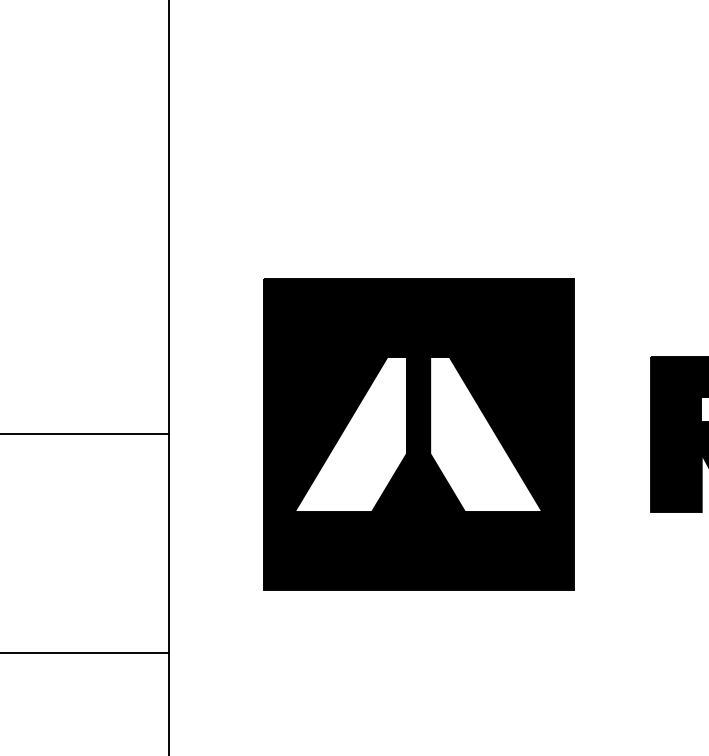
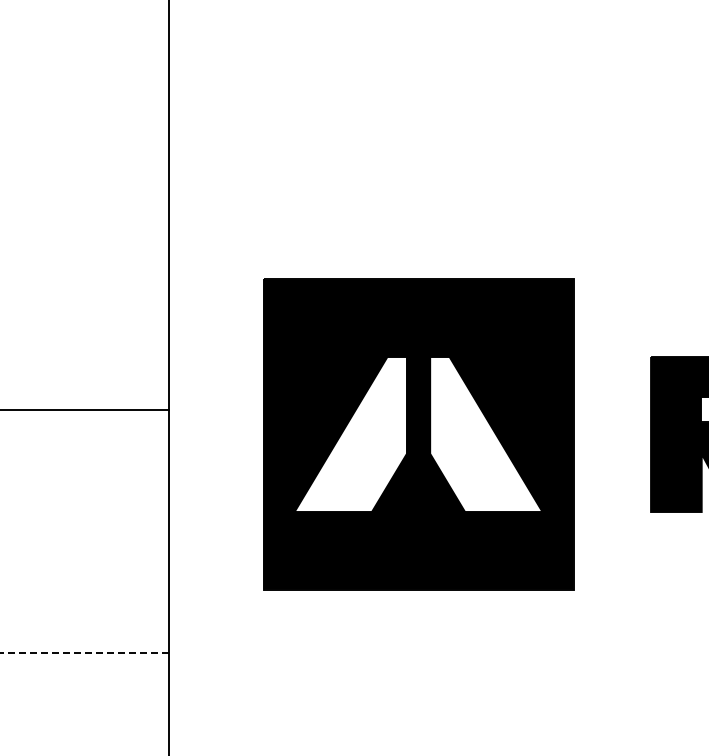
line position: (85, 434) -> (85, 410) (85, 410)
line: solid -> dashed (84, 653)
